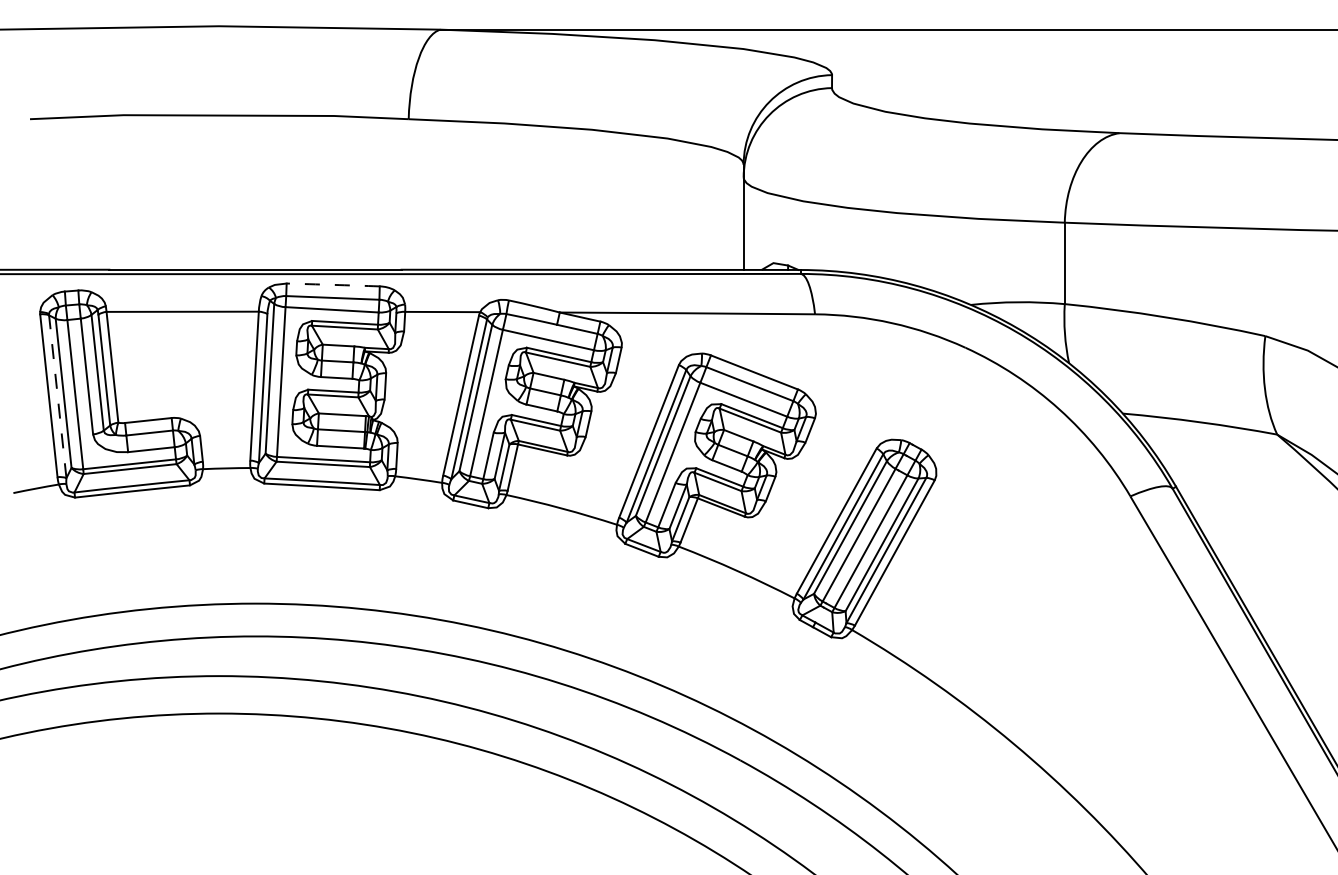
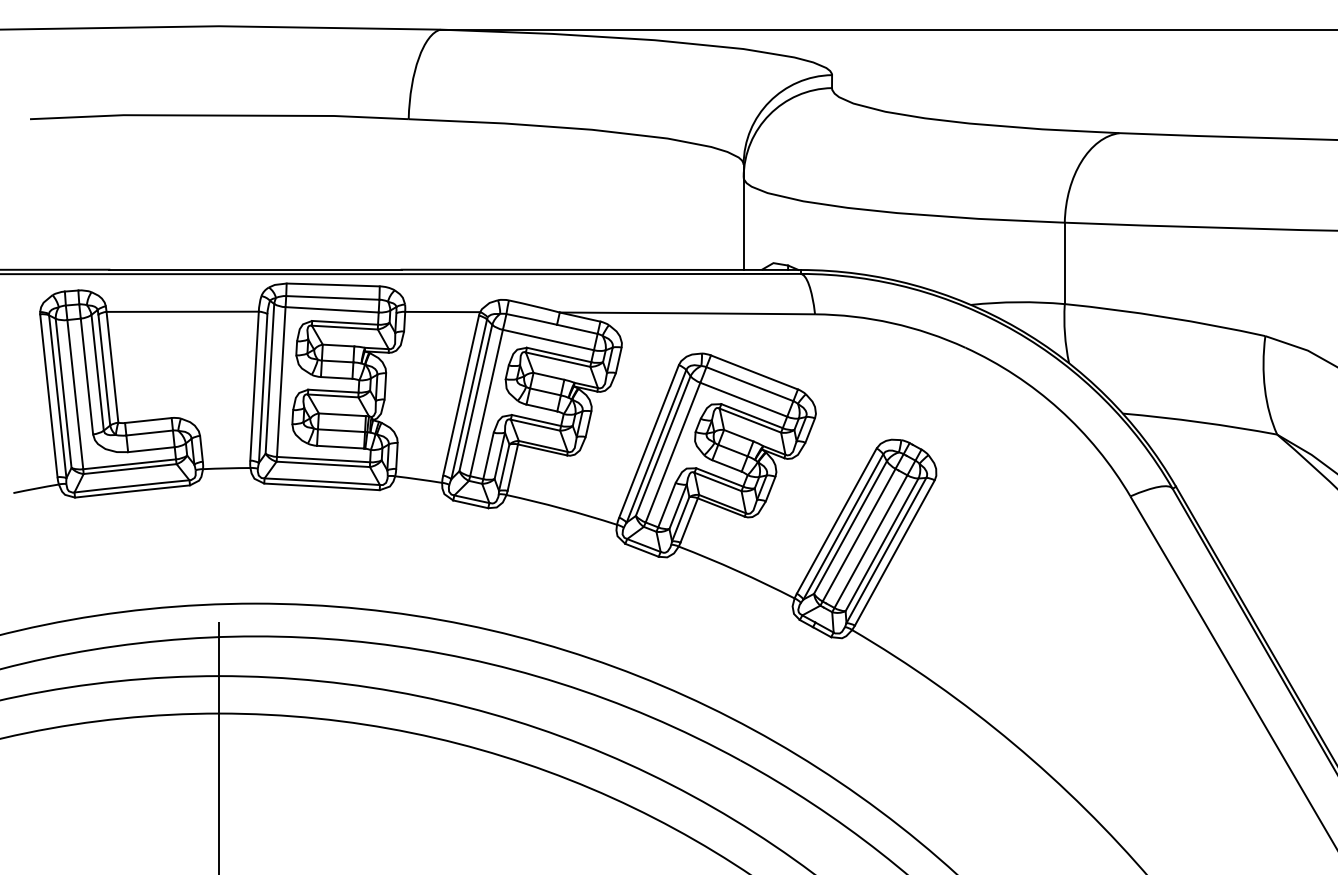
arc: dashed -> solid (333, 284)
line: dashed -> solid (57, 396)
line: none -> present (219, 746)
